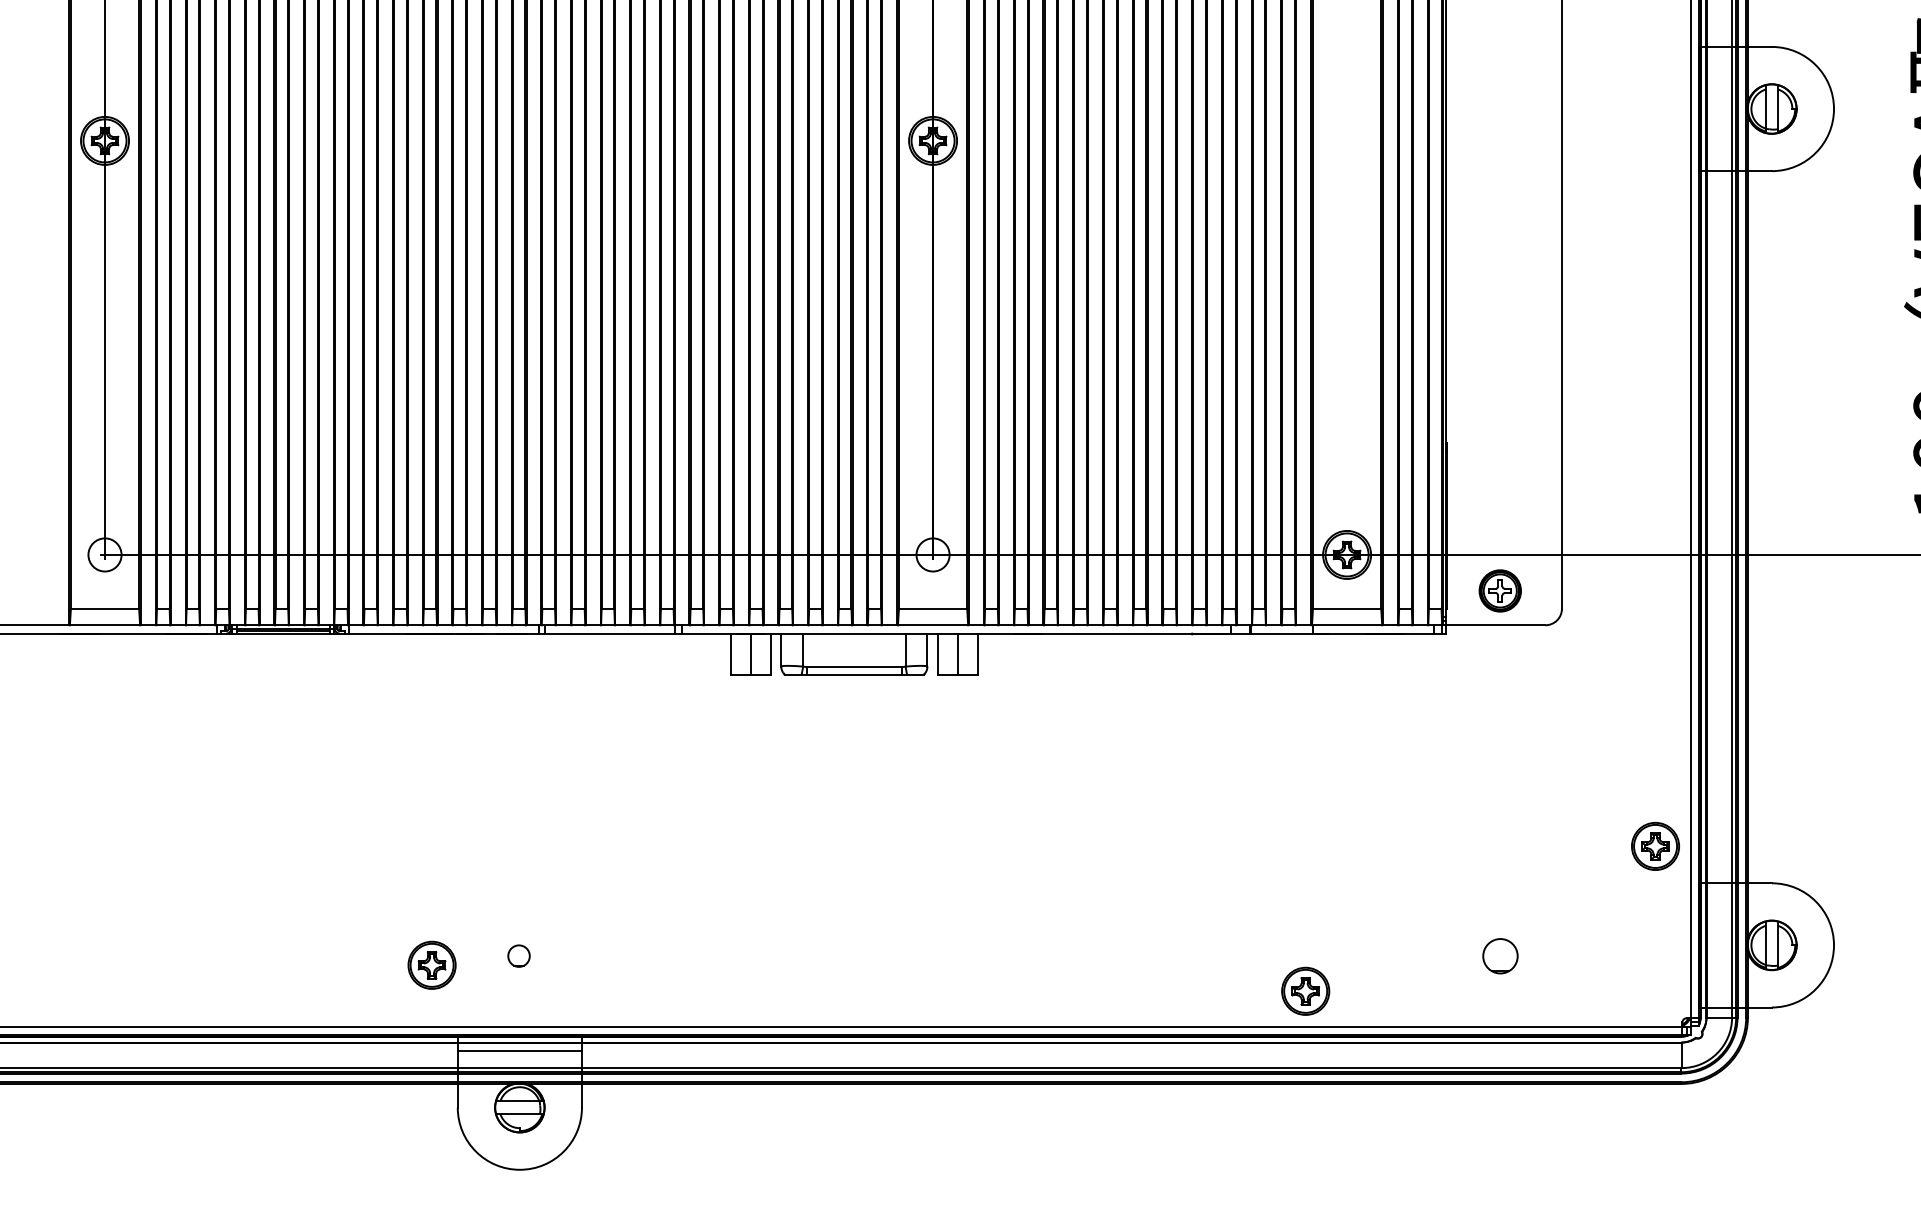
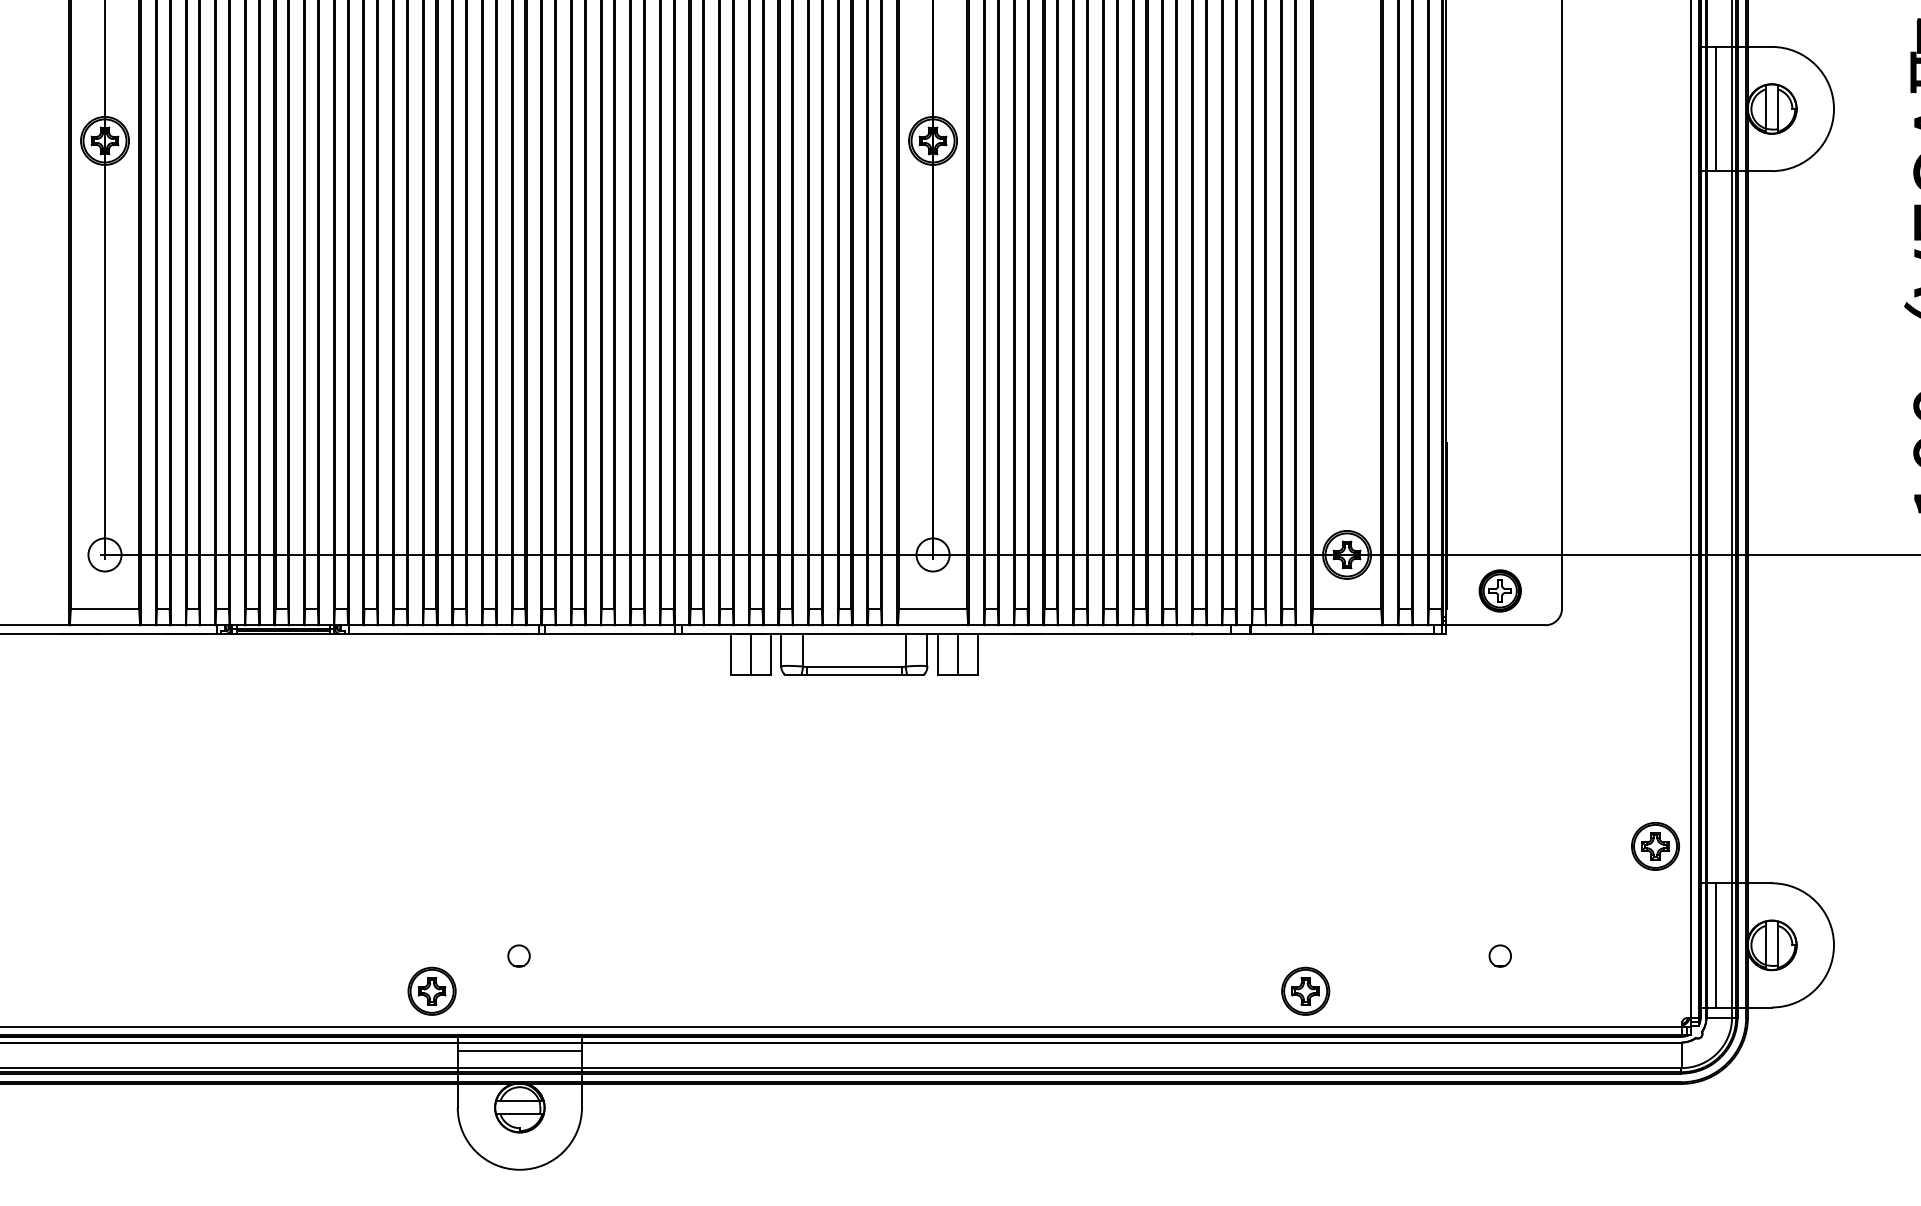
line: none -> present (1715, 108)
line: none -> present (1715, 945)
circle size: 37x37 px -> 24x24 px (1499, 955)
part position: (431, 964) -> (431, 990) (431, 990)
